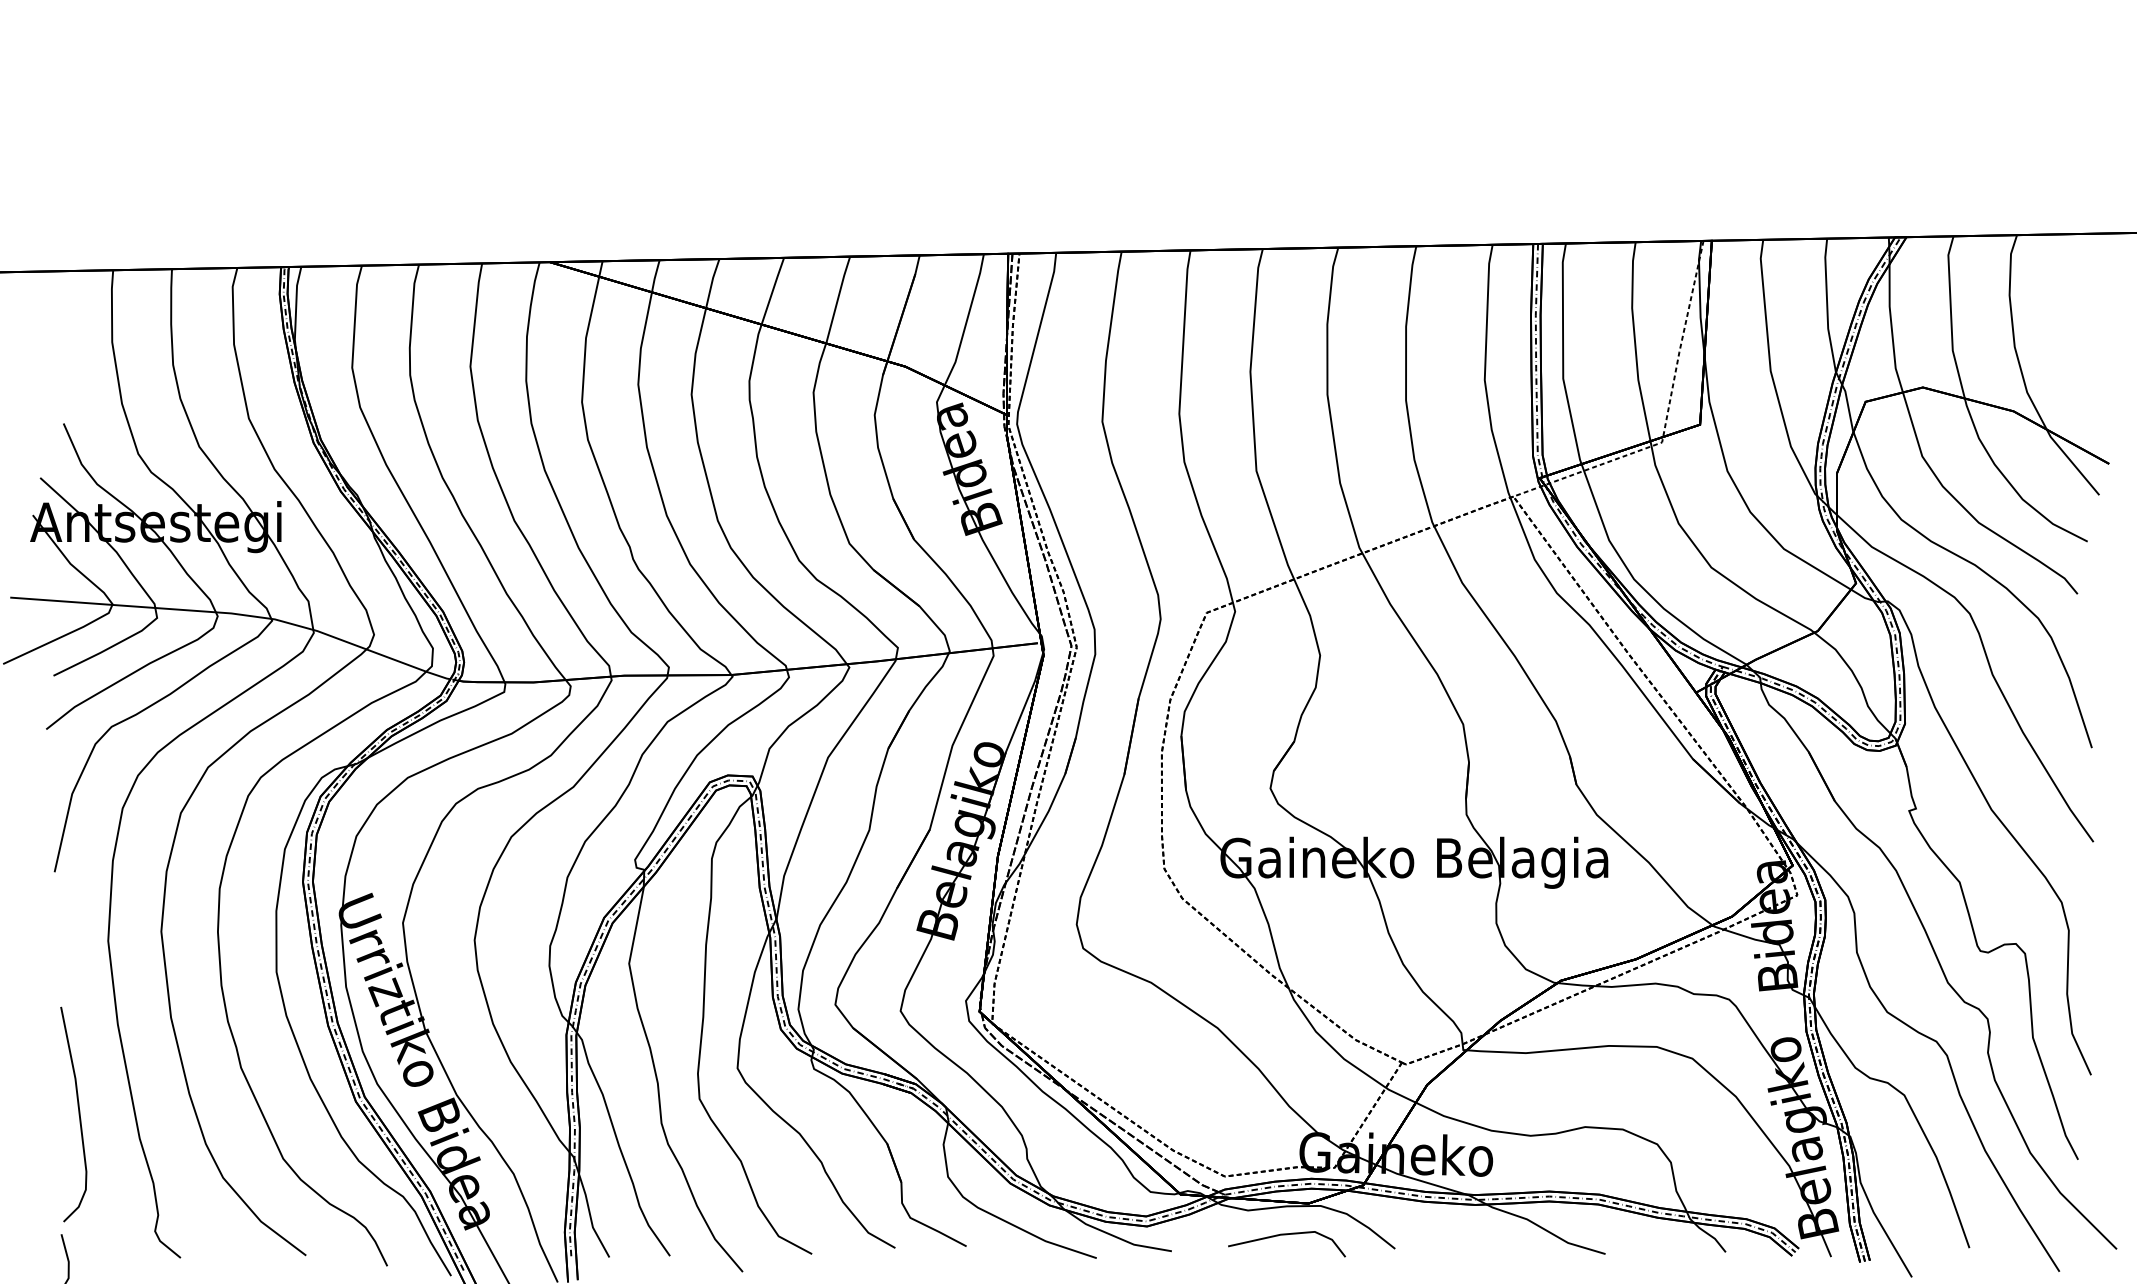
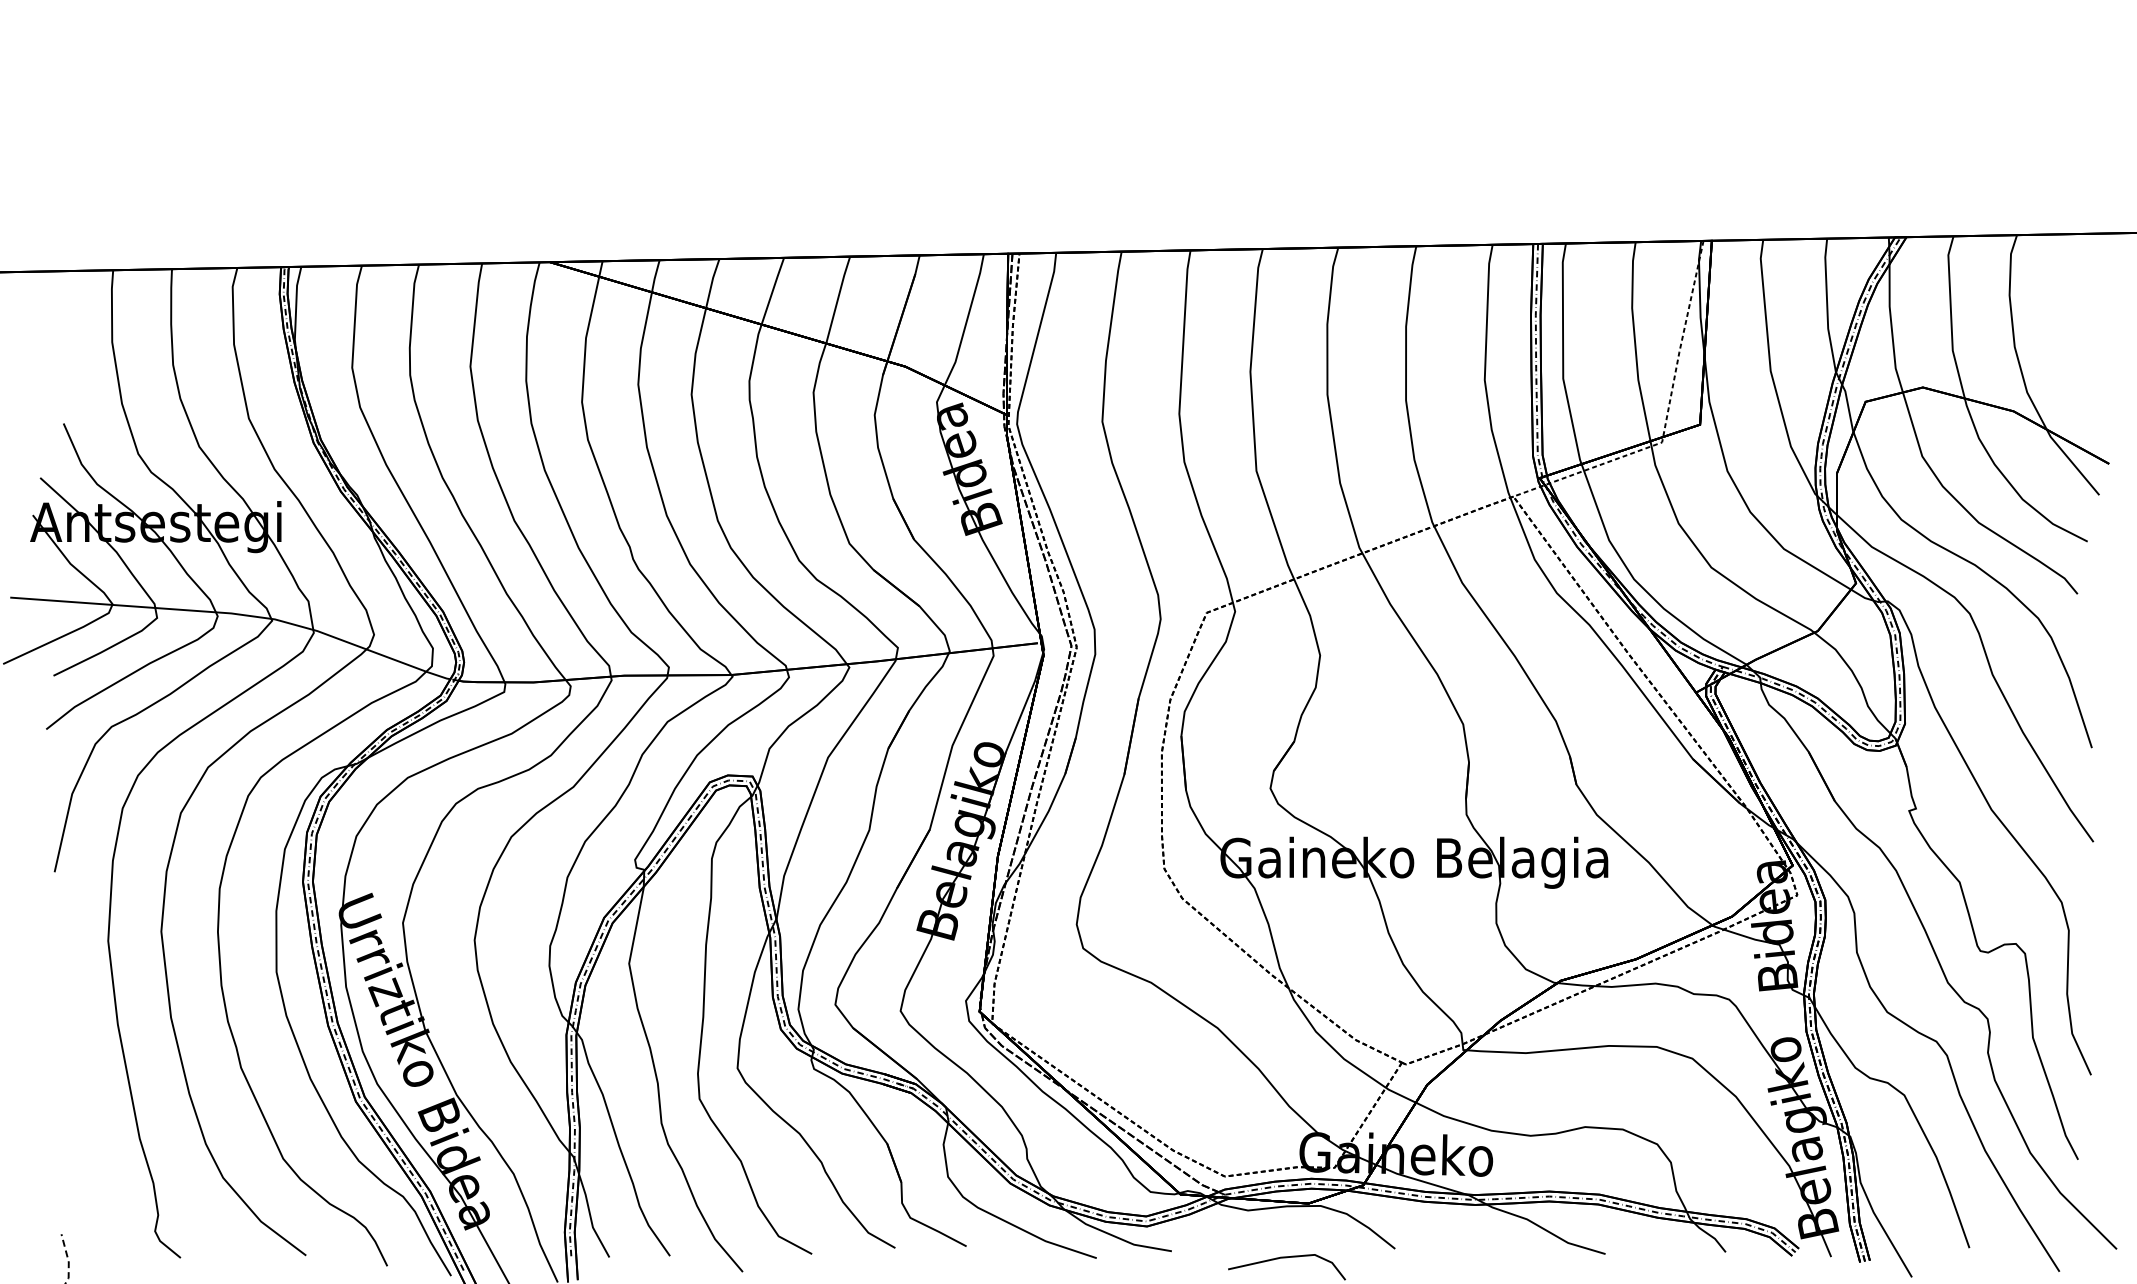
curve: present -> none (78, 1114)
line position: (1286, 1235) -> (1286, 1258) (1286, 1258)
line: solid -> dashed (68, 1260)
